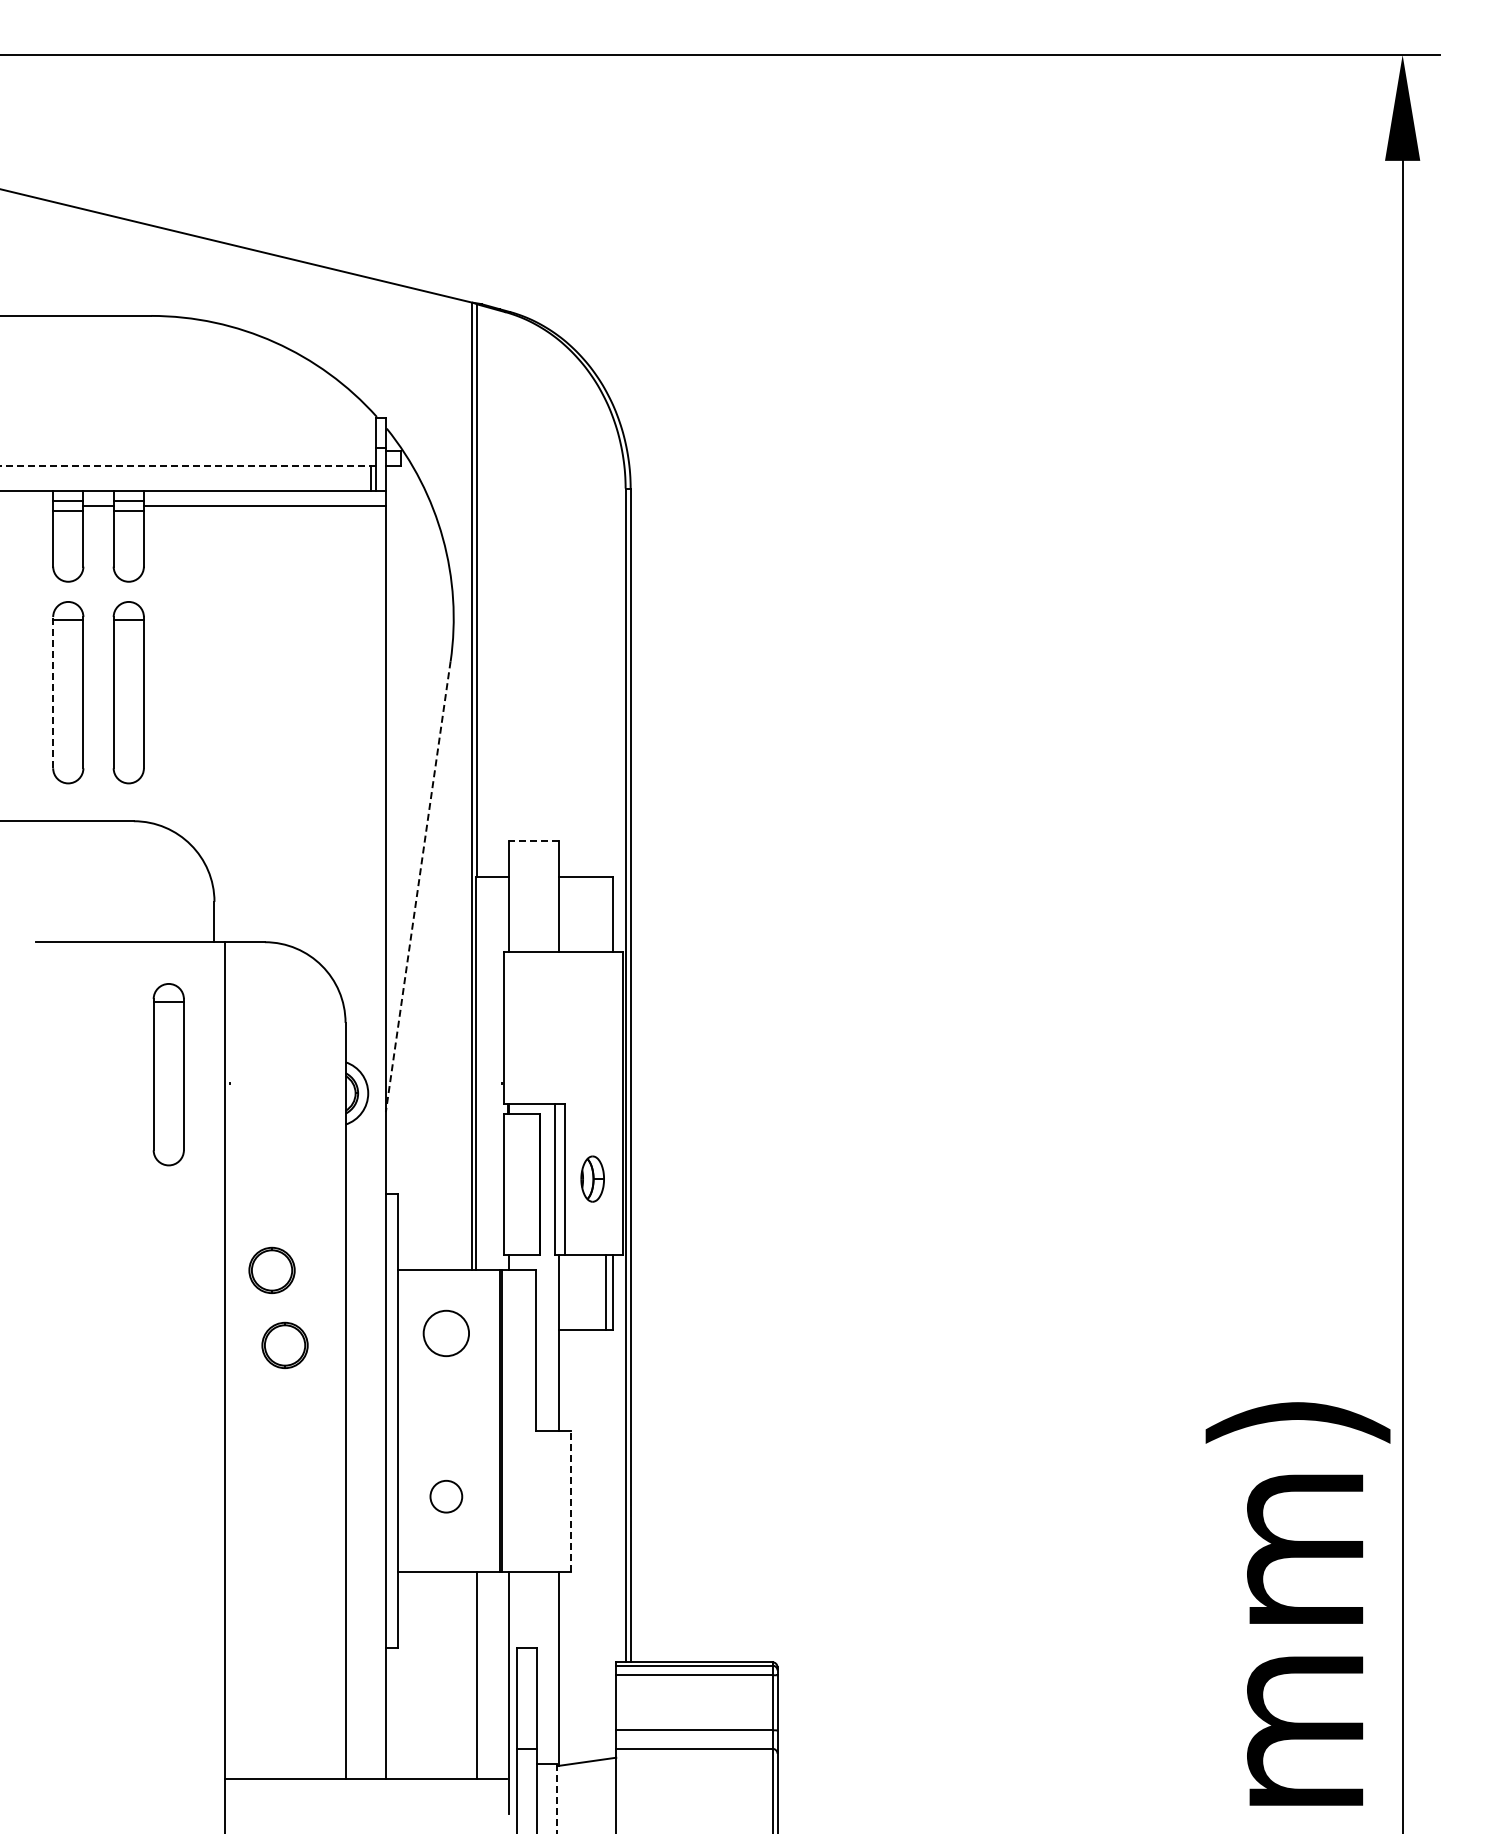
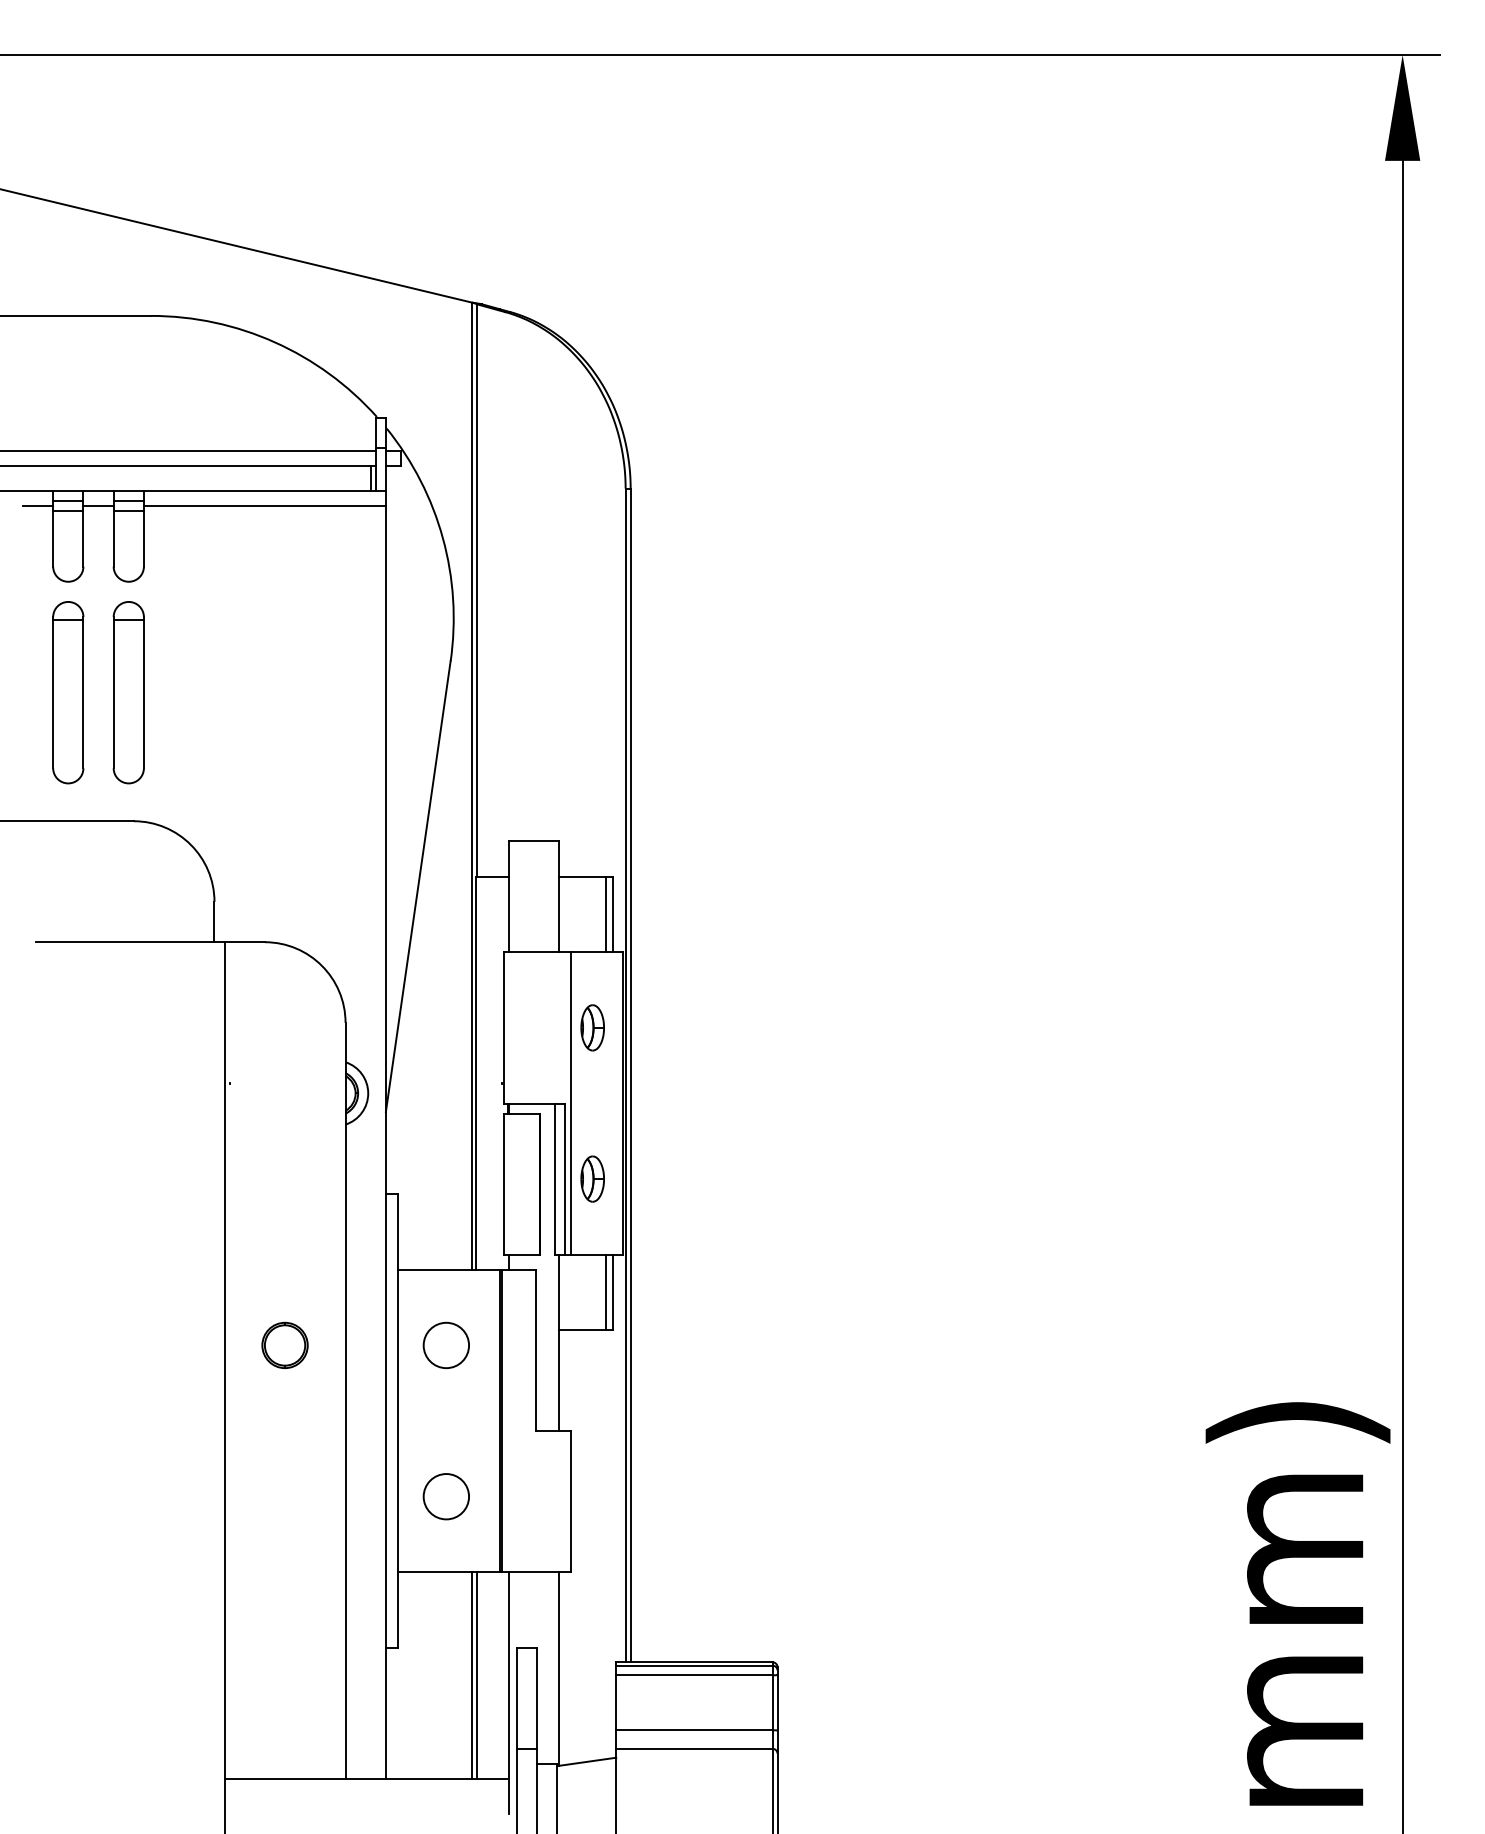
line: none -> present (188, 450)
line: dashed -> solid (188, 465)
line: none -> present (37, 506)
line: dashed -> solid (53, 692)
line: dashed -> solid (533, 841)
line: dashed -> solid (418, 886)
line: none -> present (606, 914)
part: none -> present (592, 1027)
part: present -> none (168, 1074)
line: none -> present (571, 1103)
part: present -> none (271, 1269)
circle position: (445, 1333) -> (445, 1345) (445, 1345)
circle diameter: 32 px -> 45 px (446, 1496)
line: dashed -> solid (571, 1501)
line: none -> present (472, 1675)
line: dashed -> solid (557, 1798)
